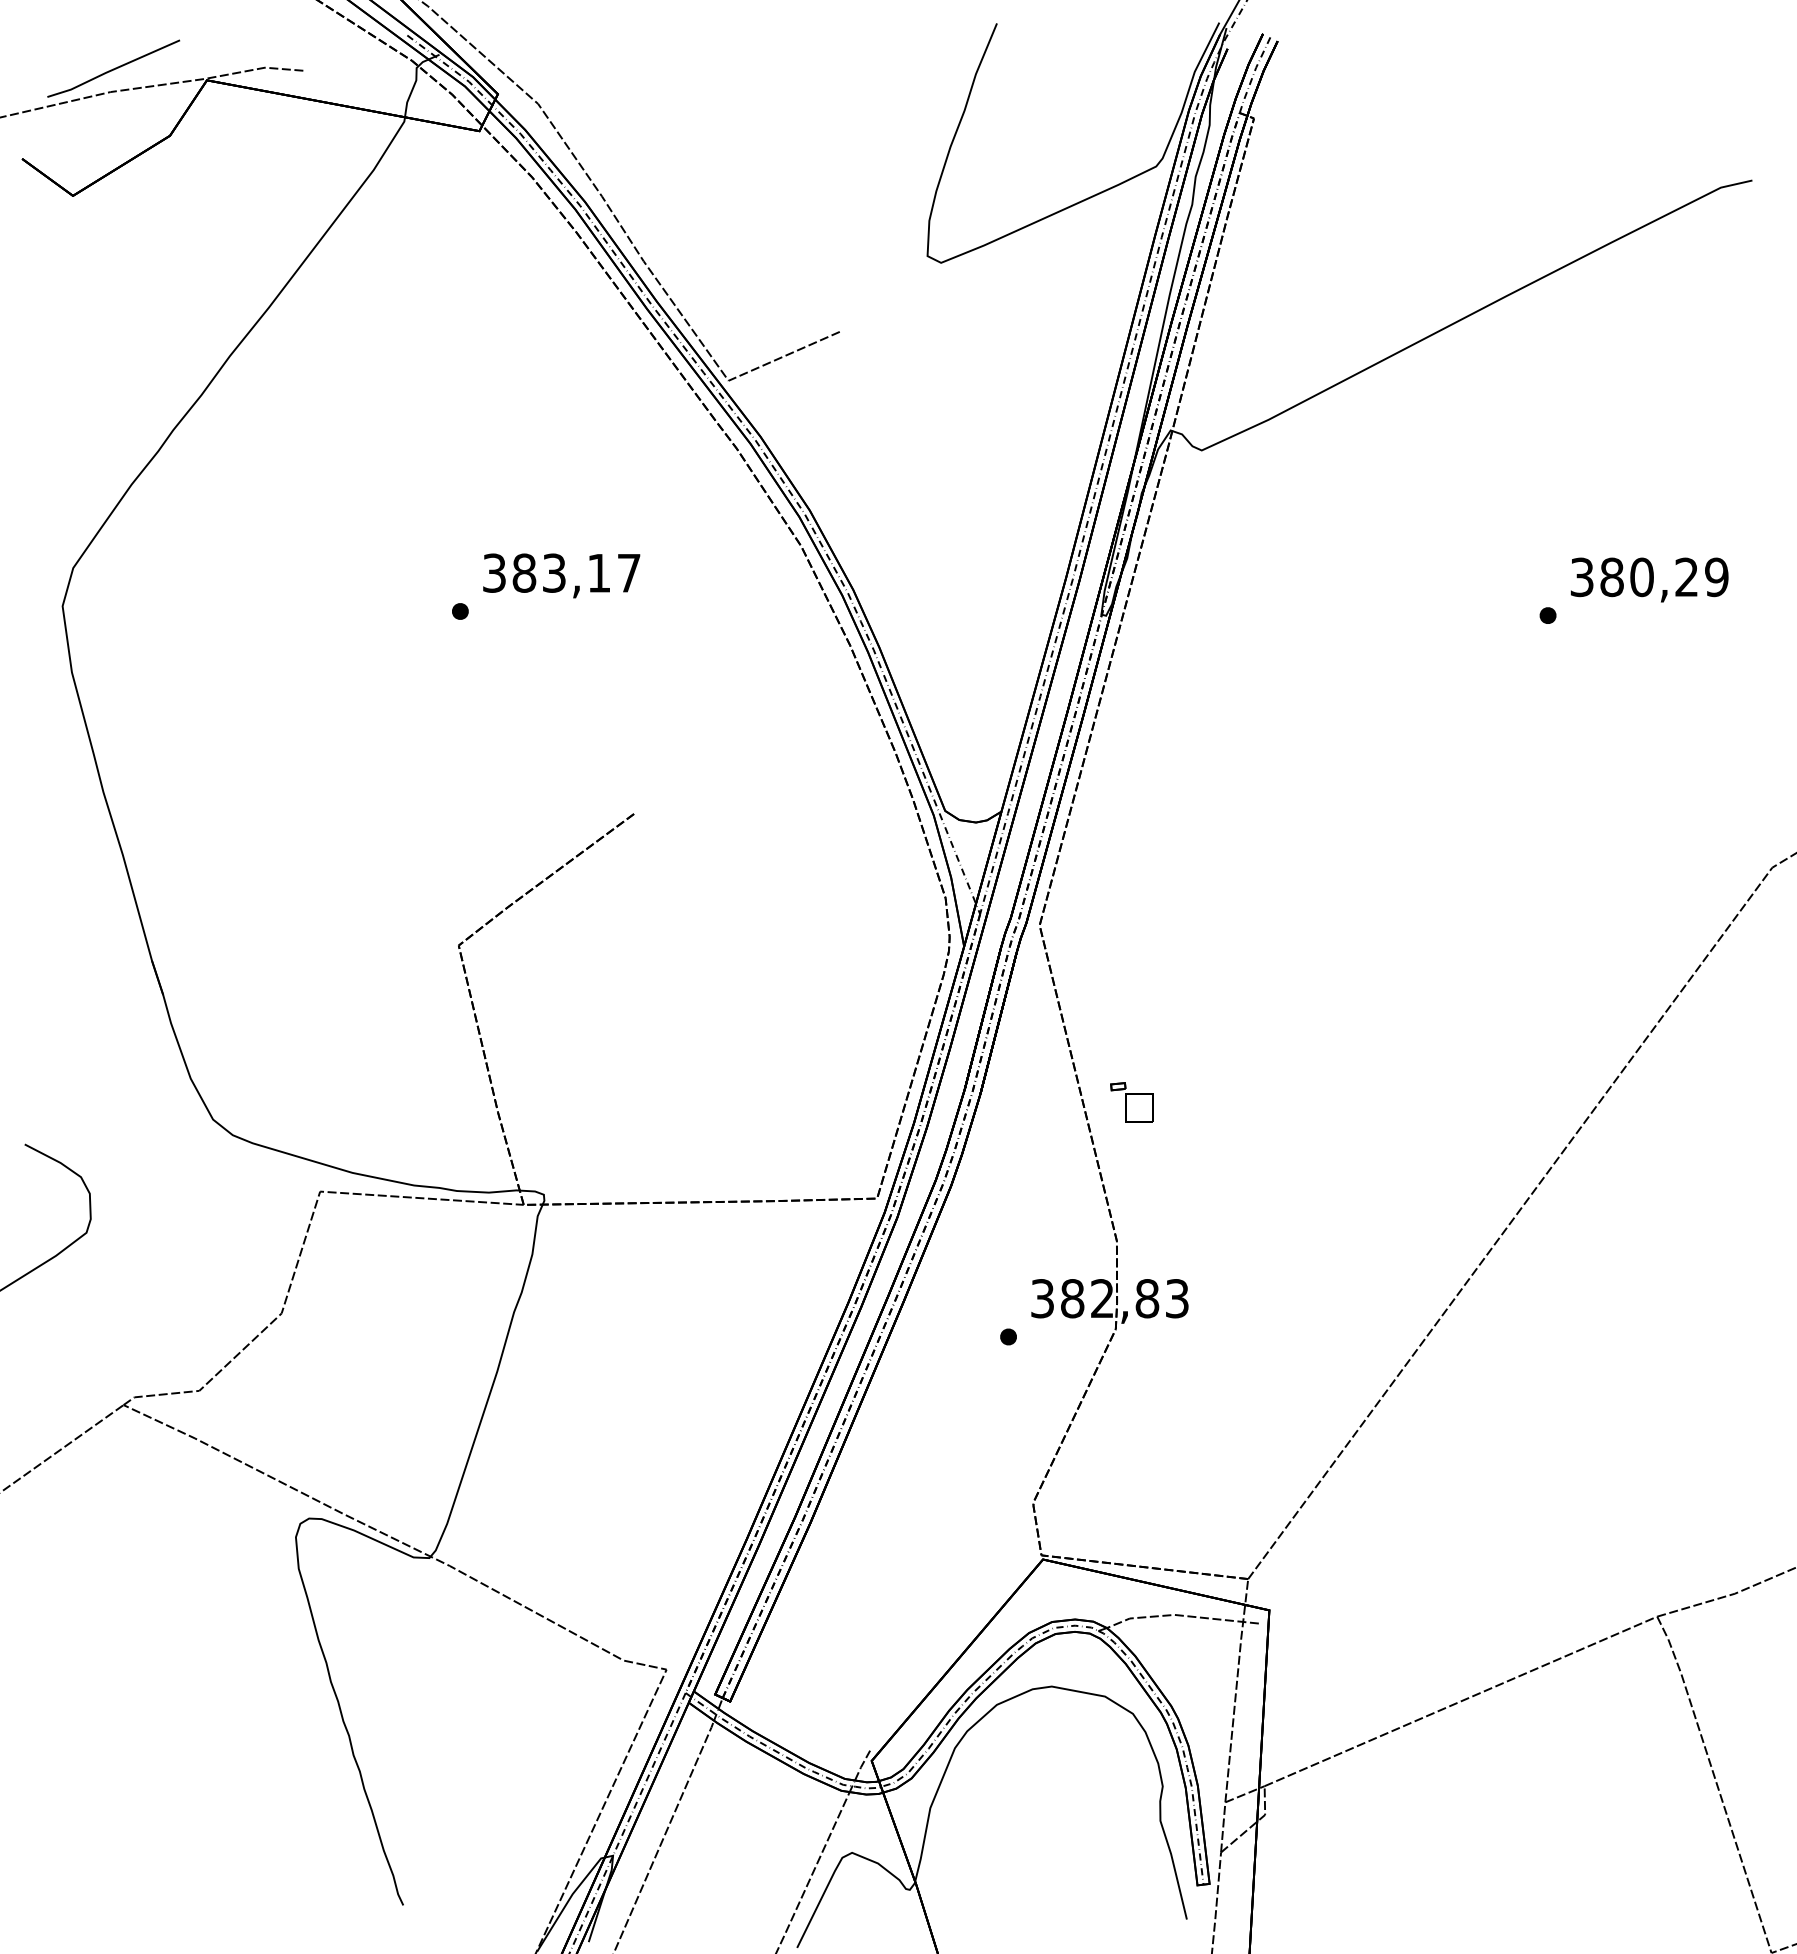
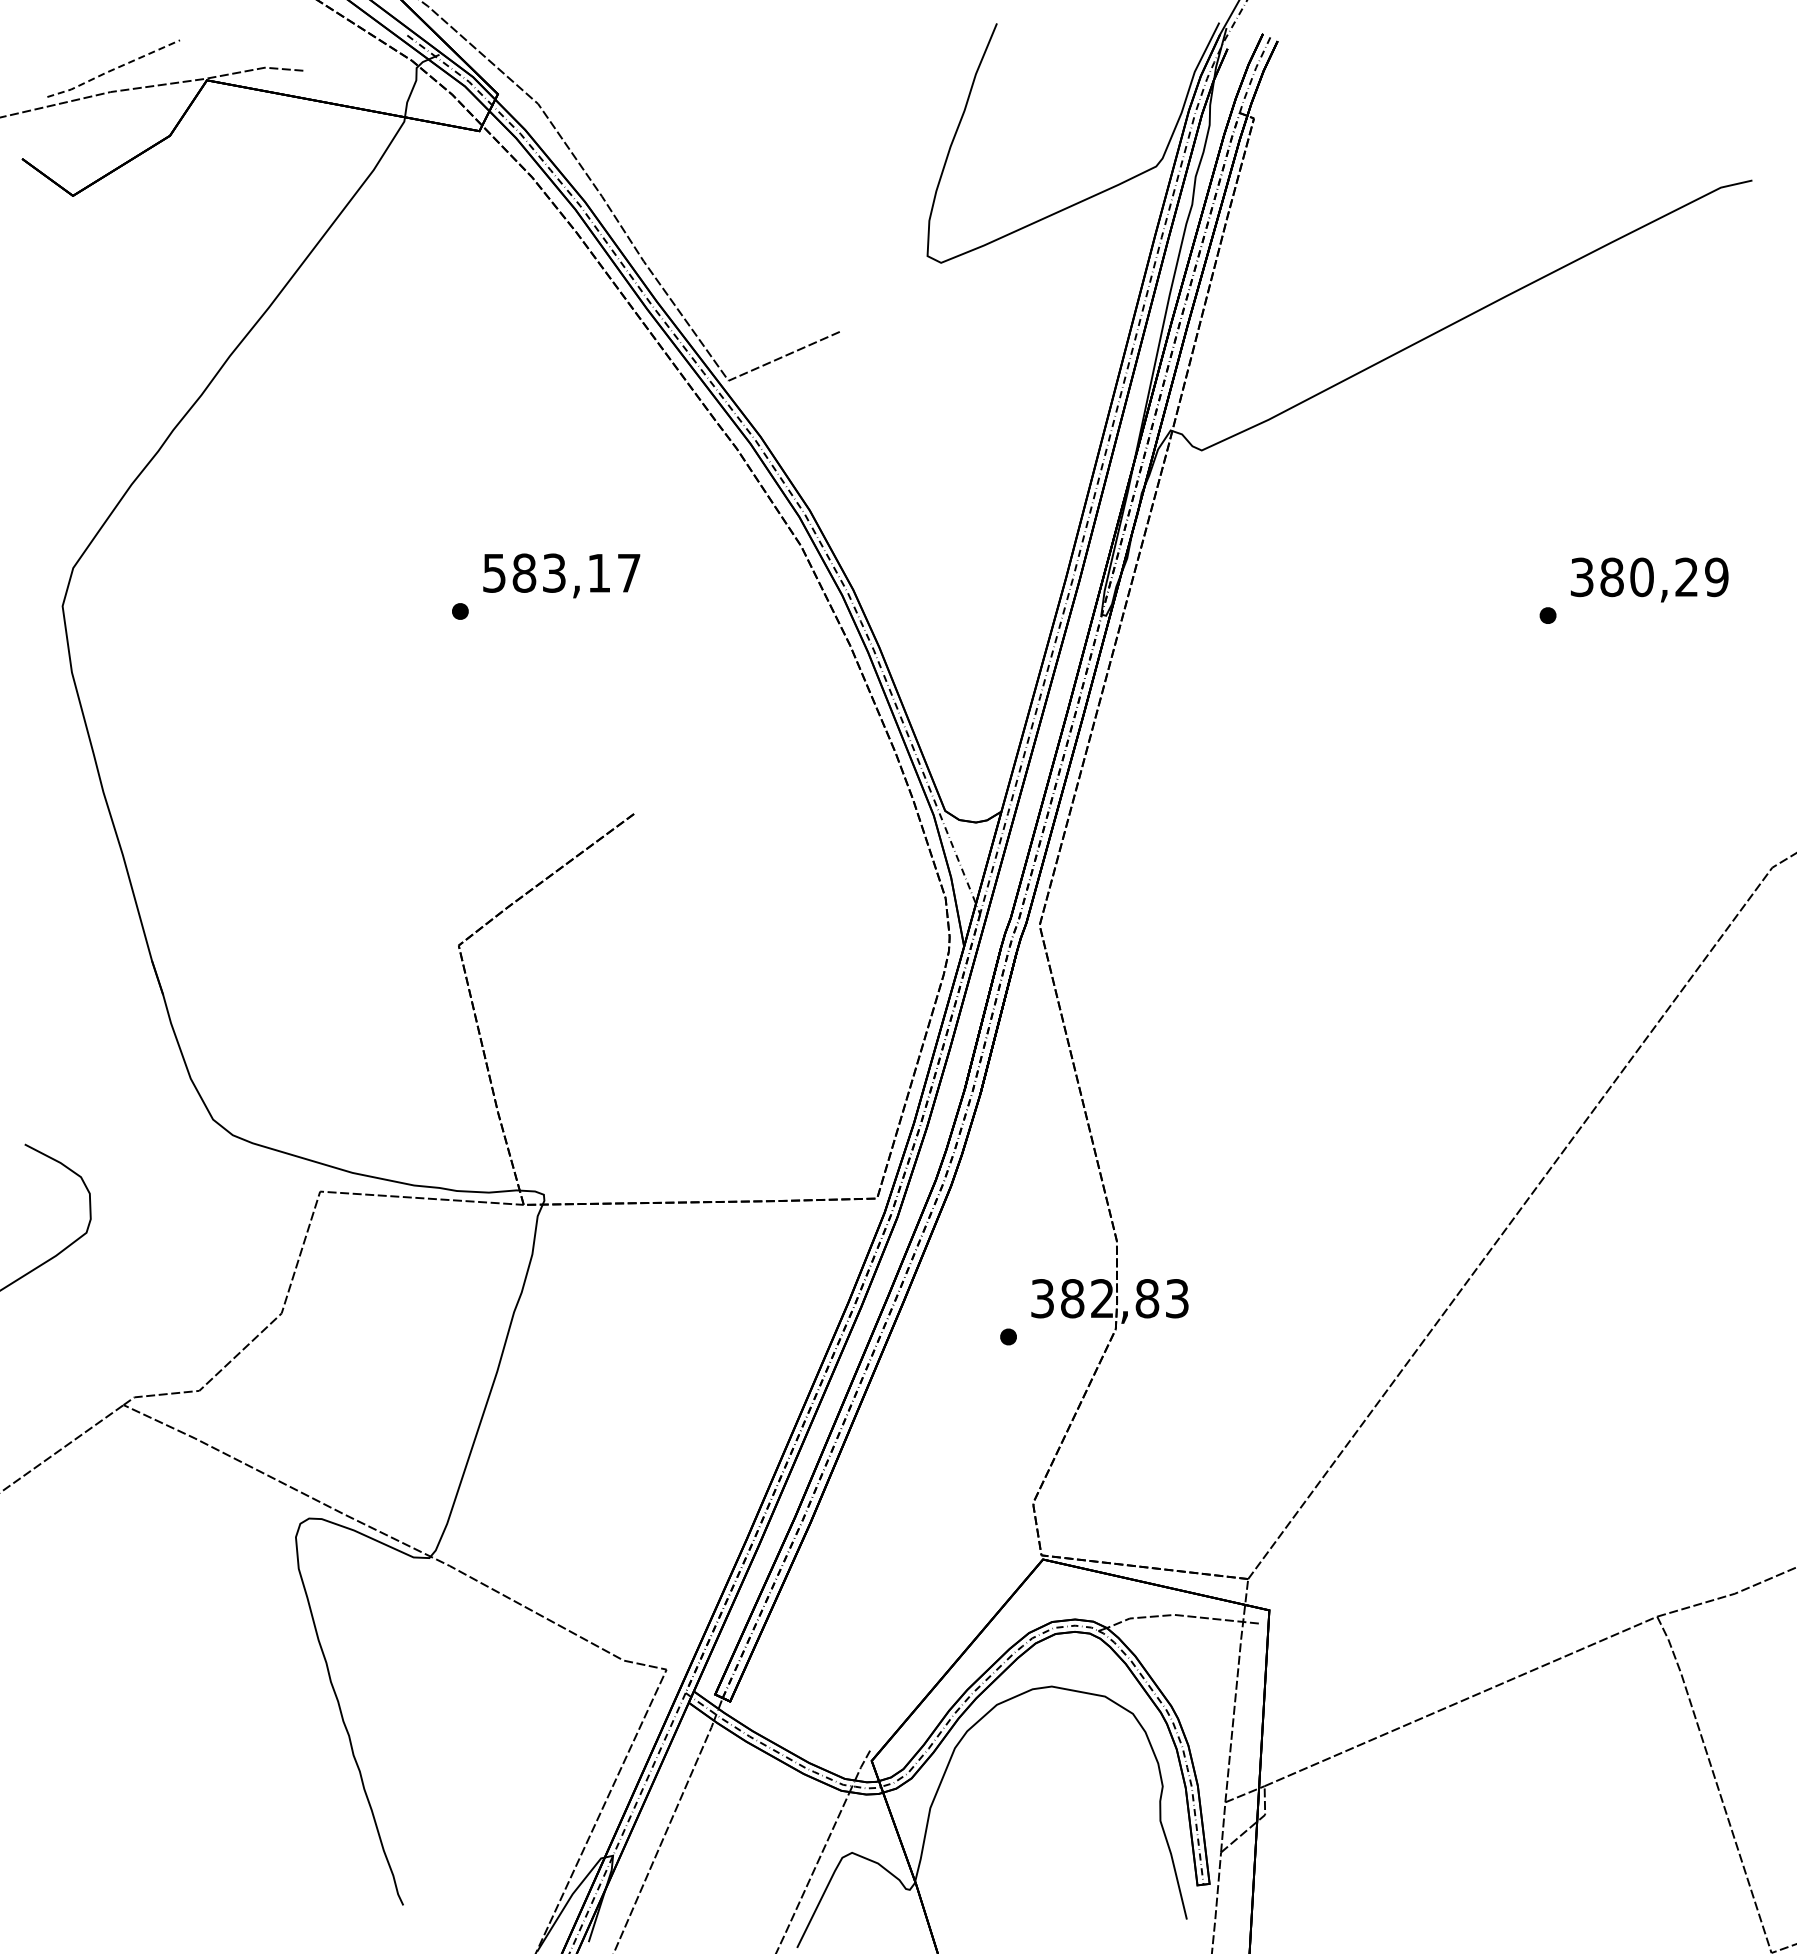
line: solid -> dashed (113, 69)
text: 383,17 -> 583,17 (494, 572)
part: present -> none (1131, 1102)
